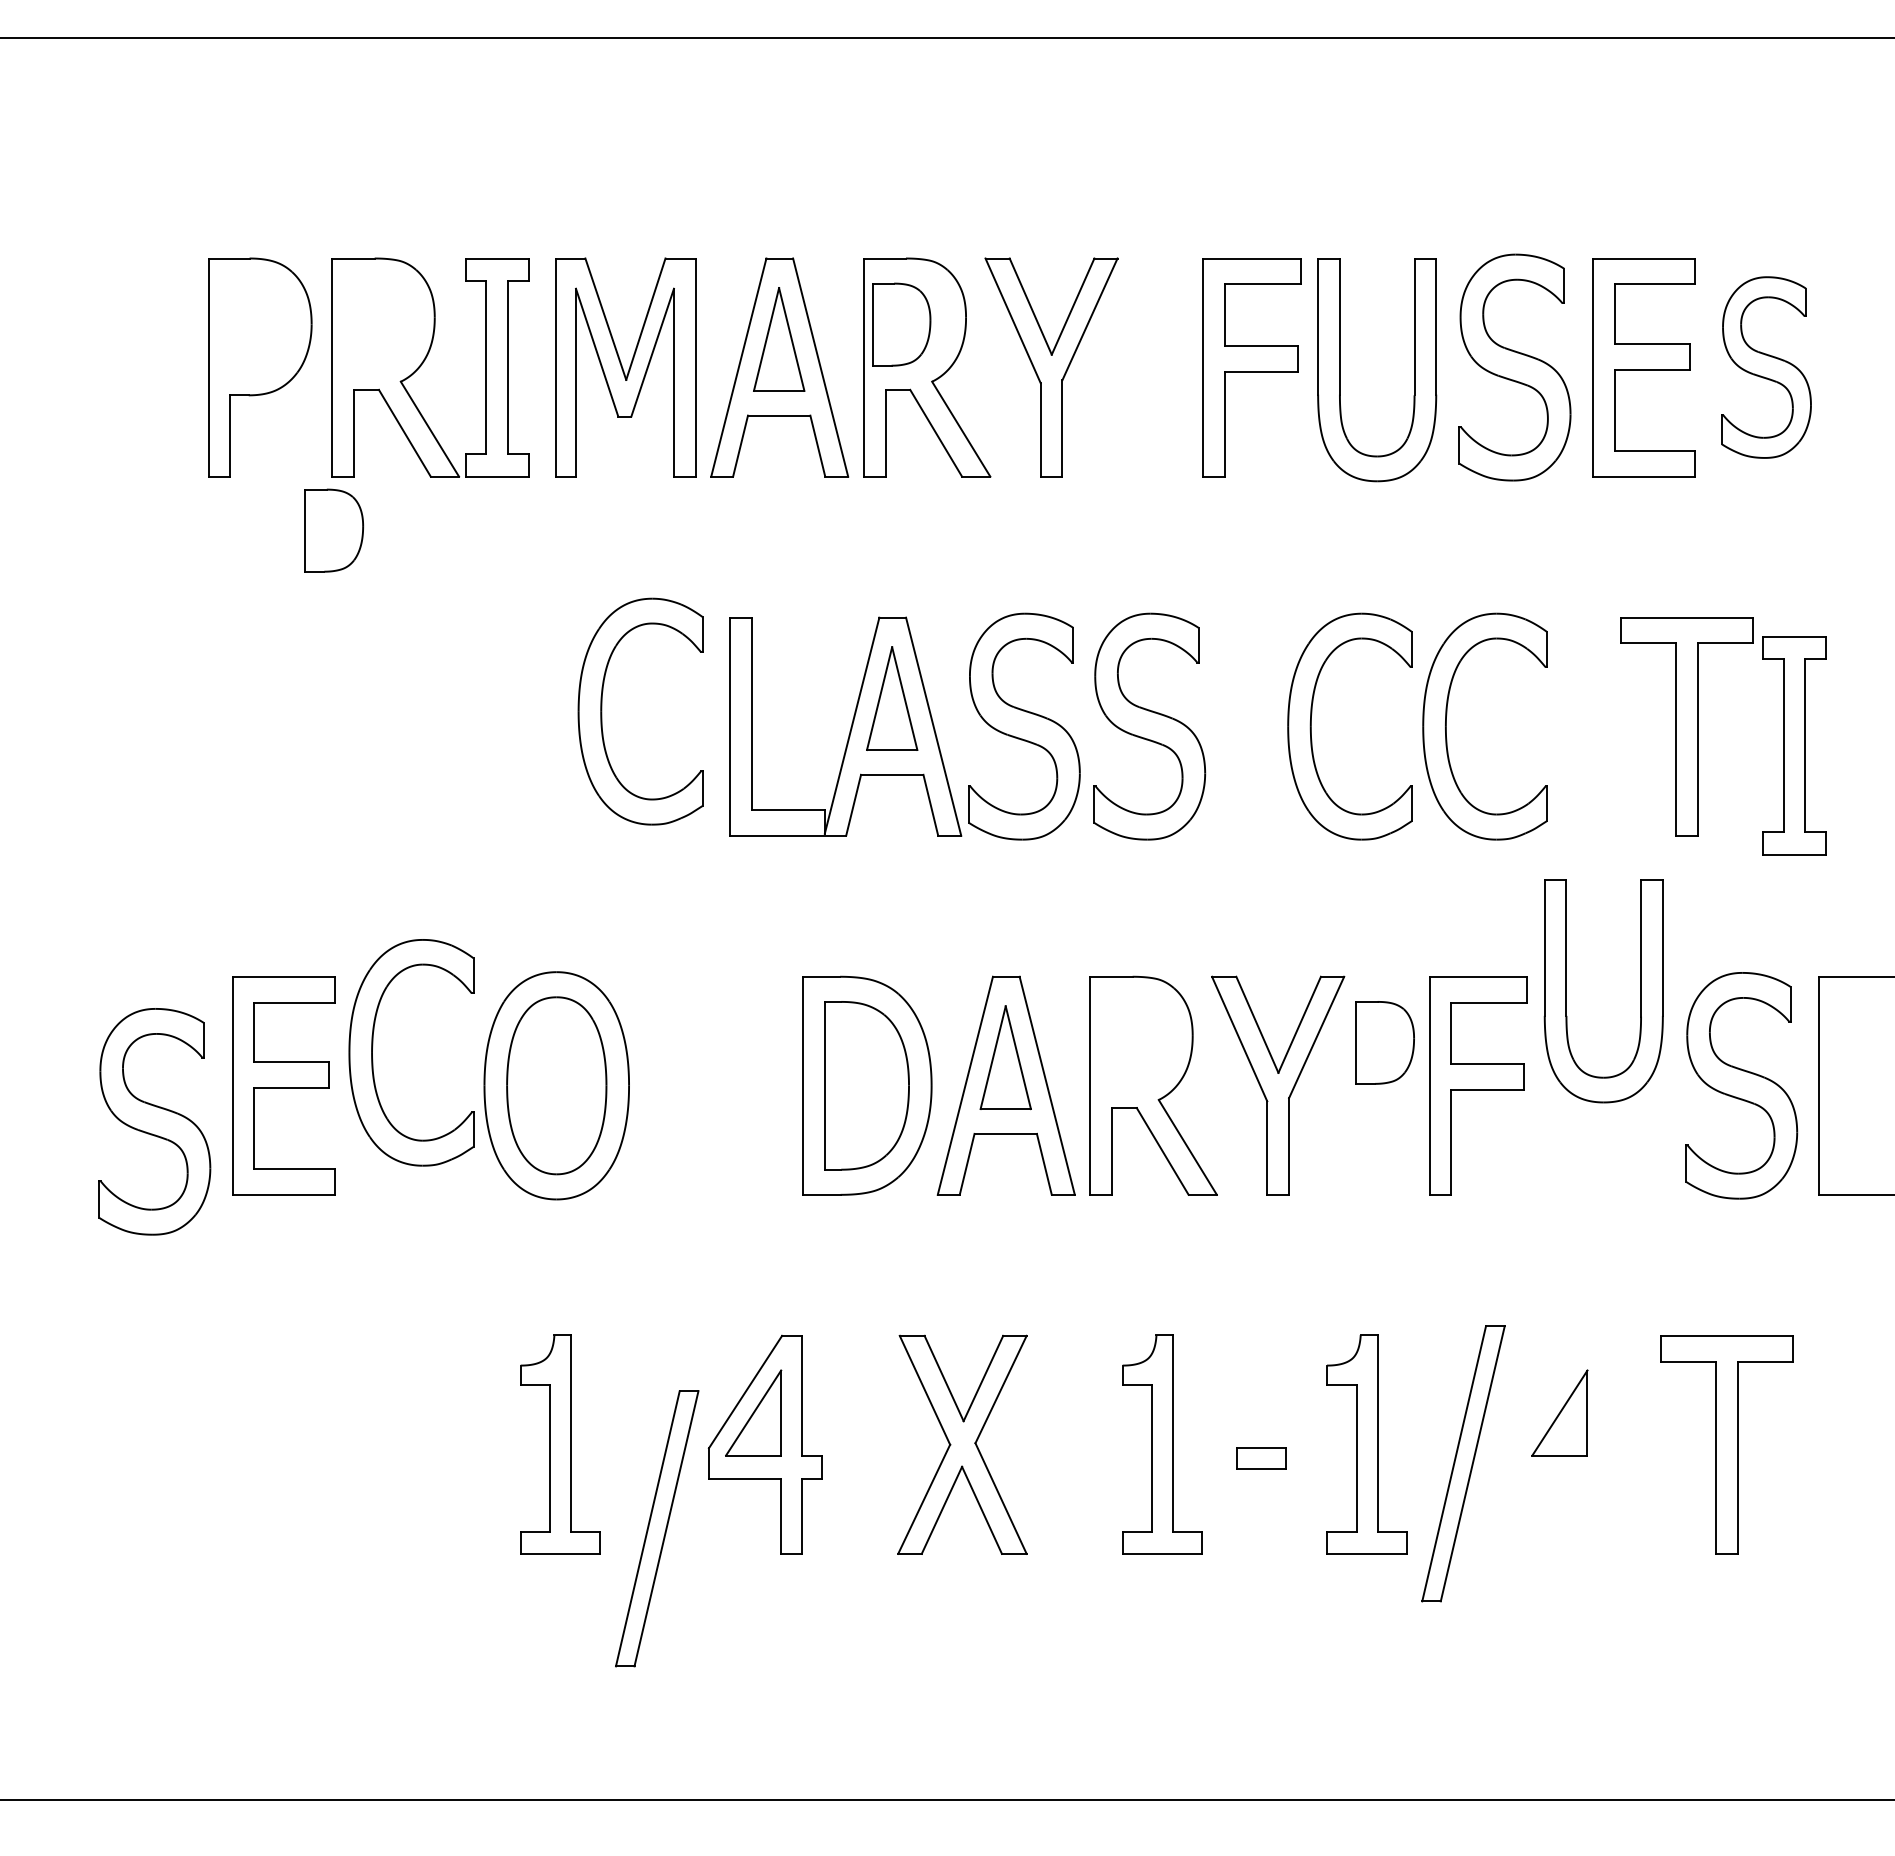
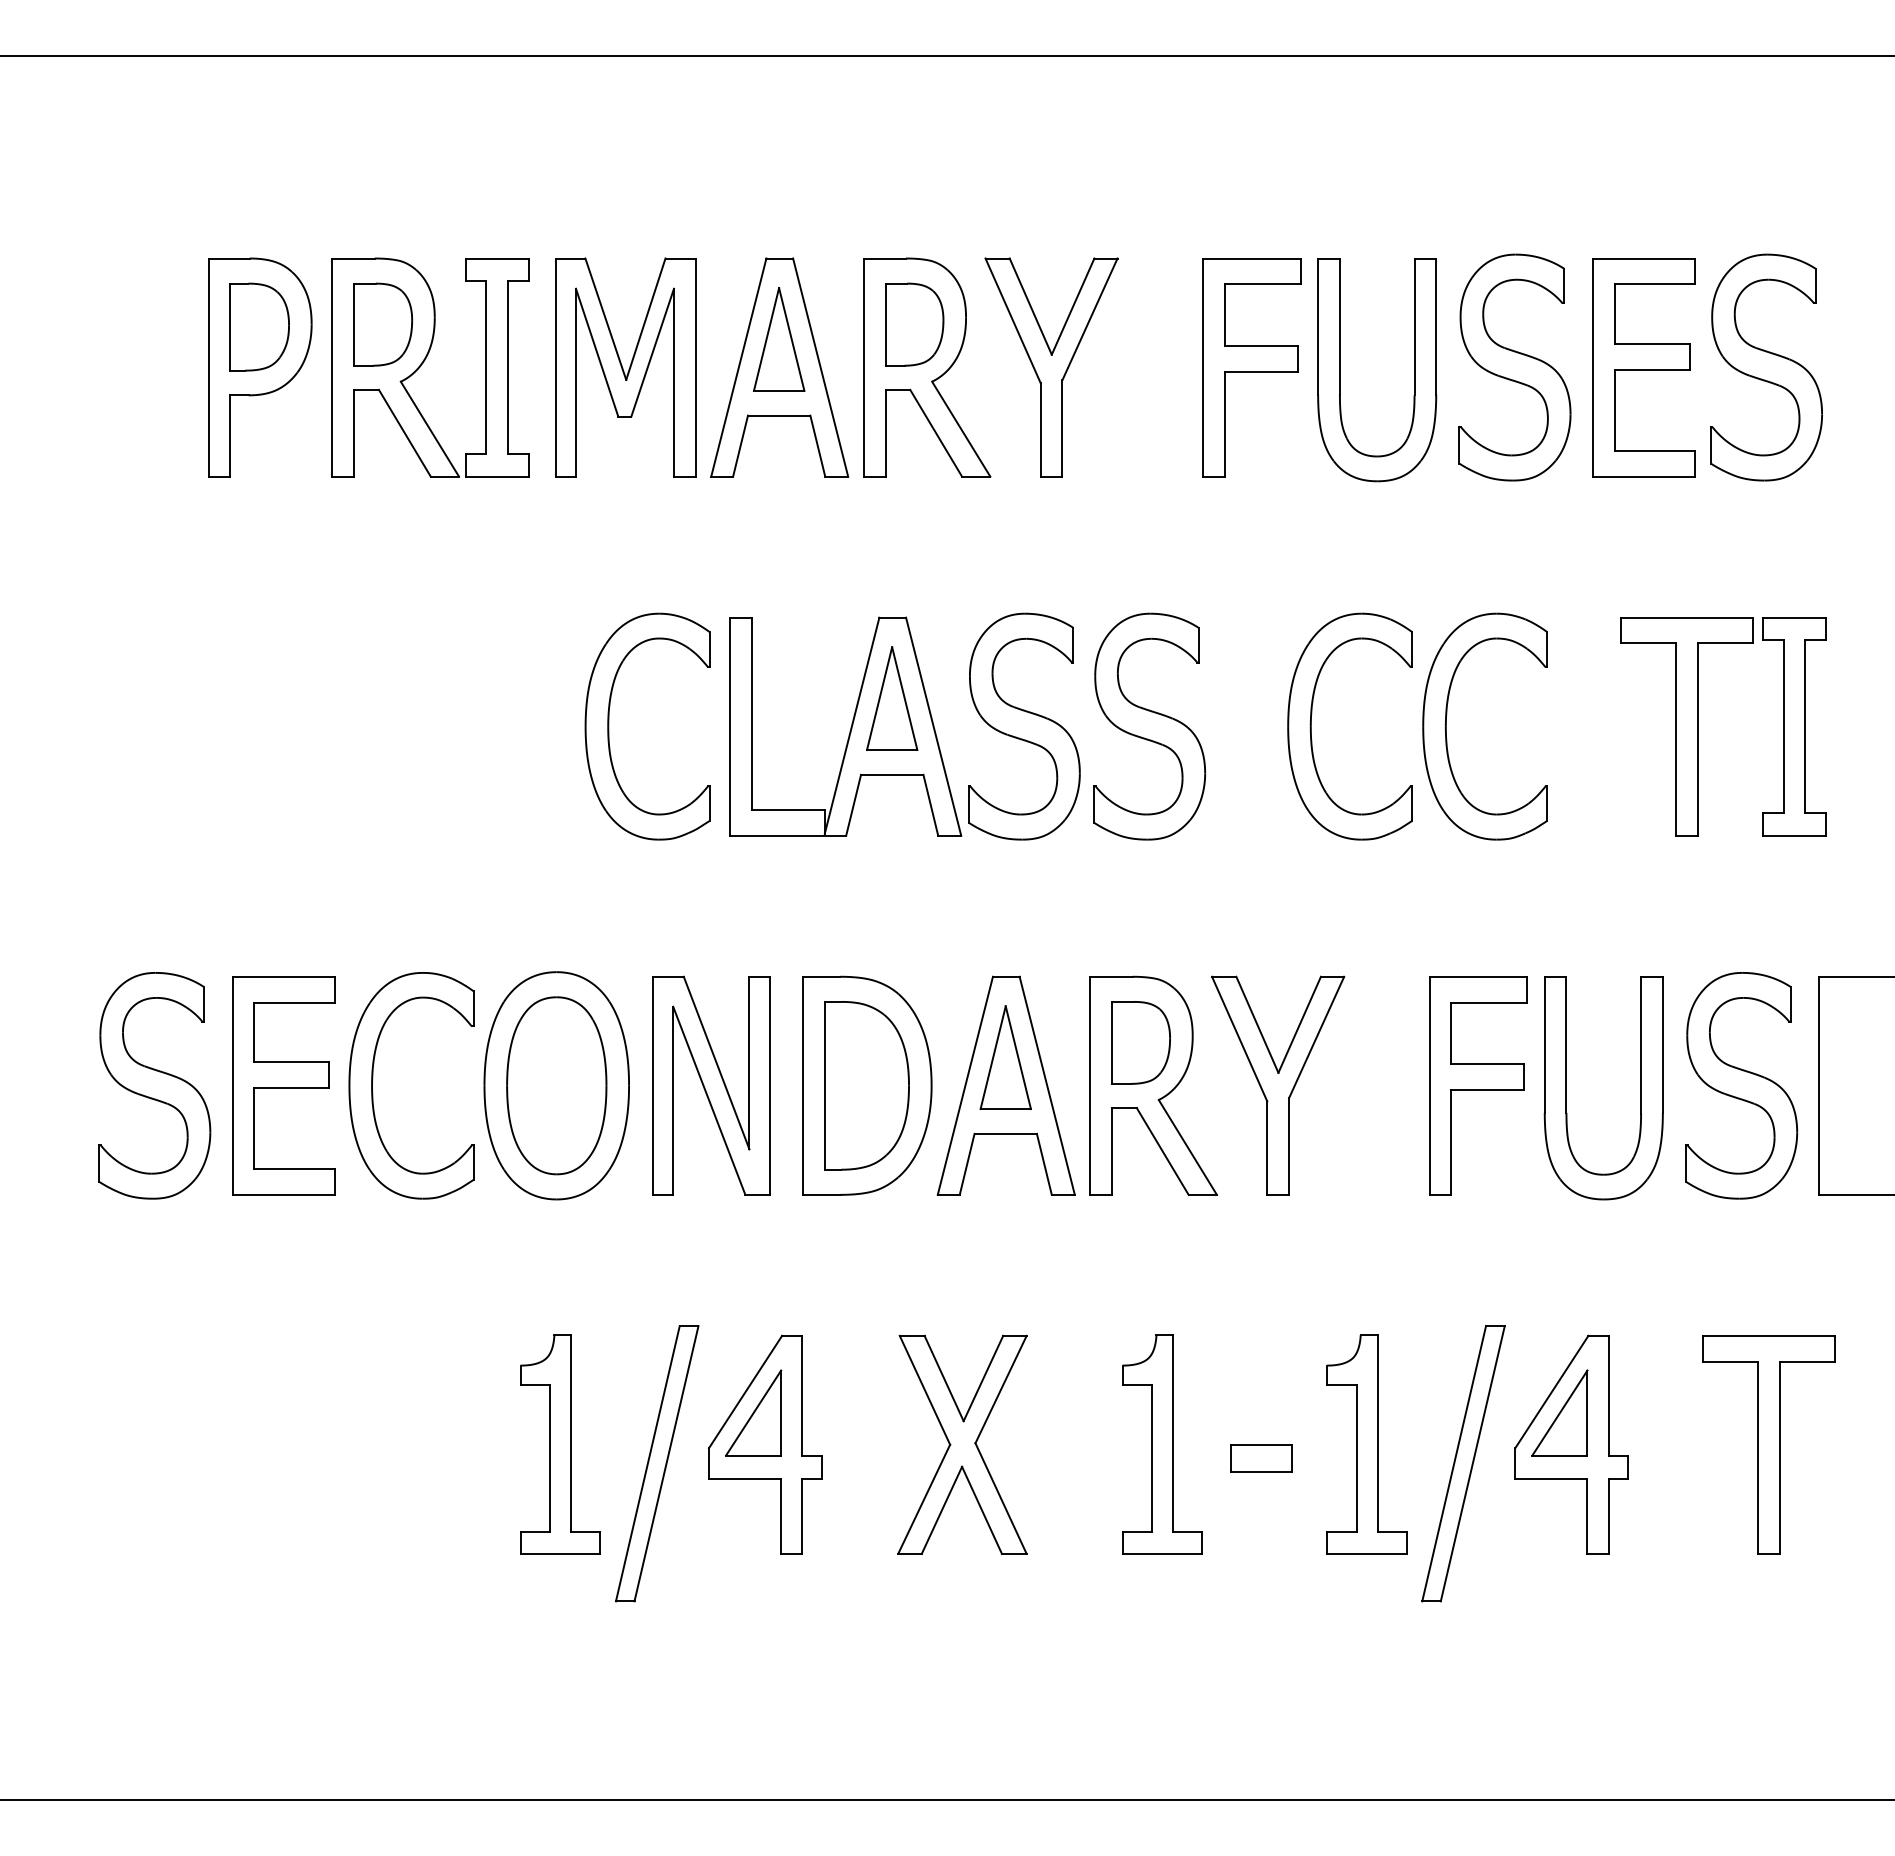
line position: (946, 37) -> (946, 55) (946, 55)
part position: (901, 324) -> (914, 324) (914, 324)
part: none -> present (259, 326)
part size: 91x183 px -> 113x229 px (1766, 367)
part position: (334, 530) -> (383, 324) (383, 324)
part position: (602, 711) -> (609, 726) (609, 726)
part position: (1794, 745) -> (1794, 726) (1794, 726)
part position: (1566, 991) -> (1566, 1088) (1566, 1088)
part position: (1384, 1042) -> (1140, 1042) (1140, 1042)
part position: (373, 1046) -> (373, 1079) (373, 1079)
part: none -> present (711, 1085)
part position: (154, 1121) -> (154, 1085) (154, 1085)
part: none -> present (1571, 1444)
part position: (1726, 1444) -> (1768, 1444) (1768, 1444)
part size: 51x23 px -> 63x29 px (1261, 1458)
part position: (657, 1528) -> (657, 1463) (657, 1463)
